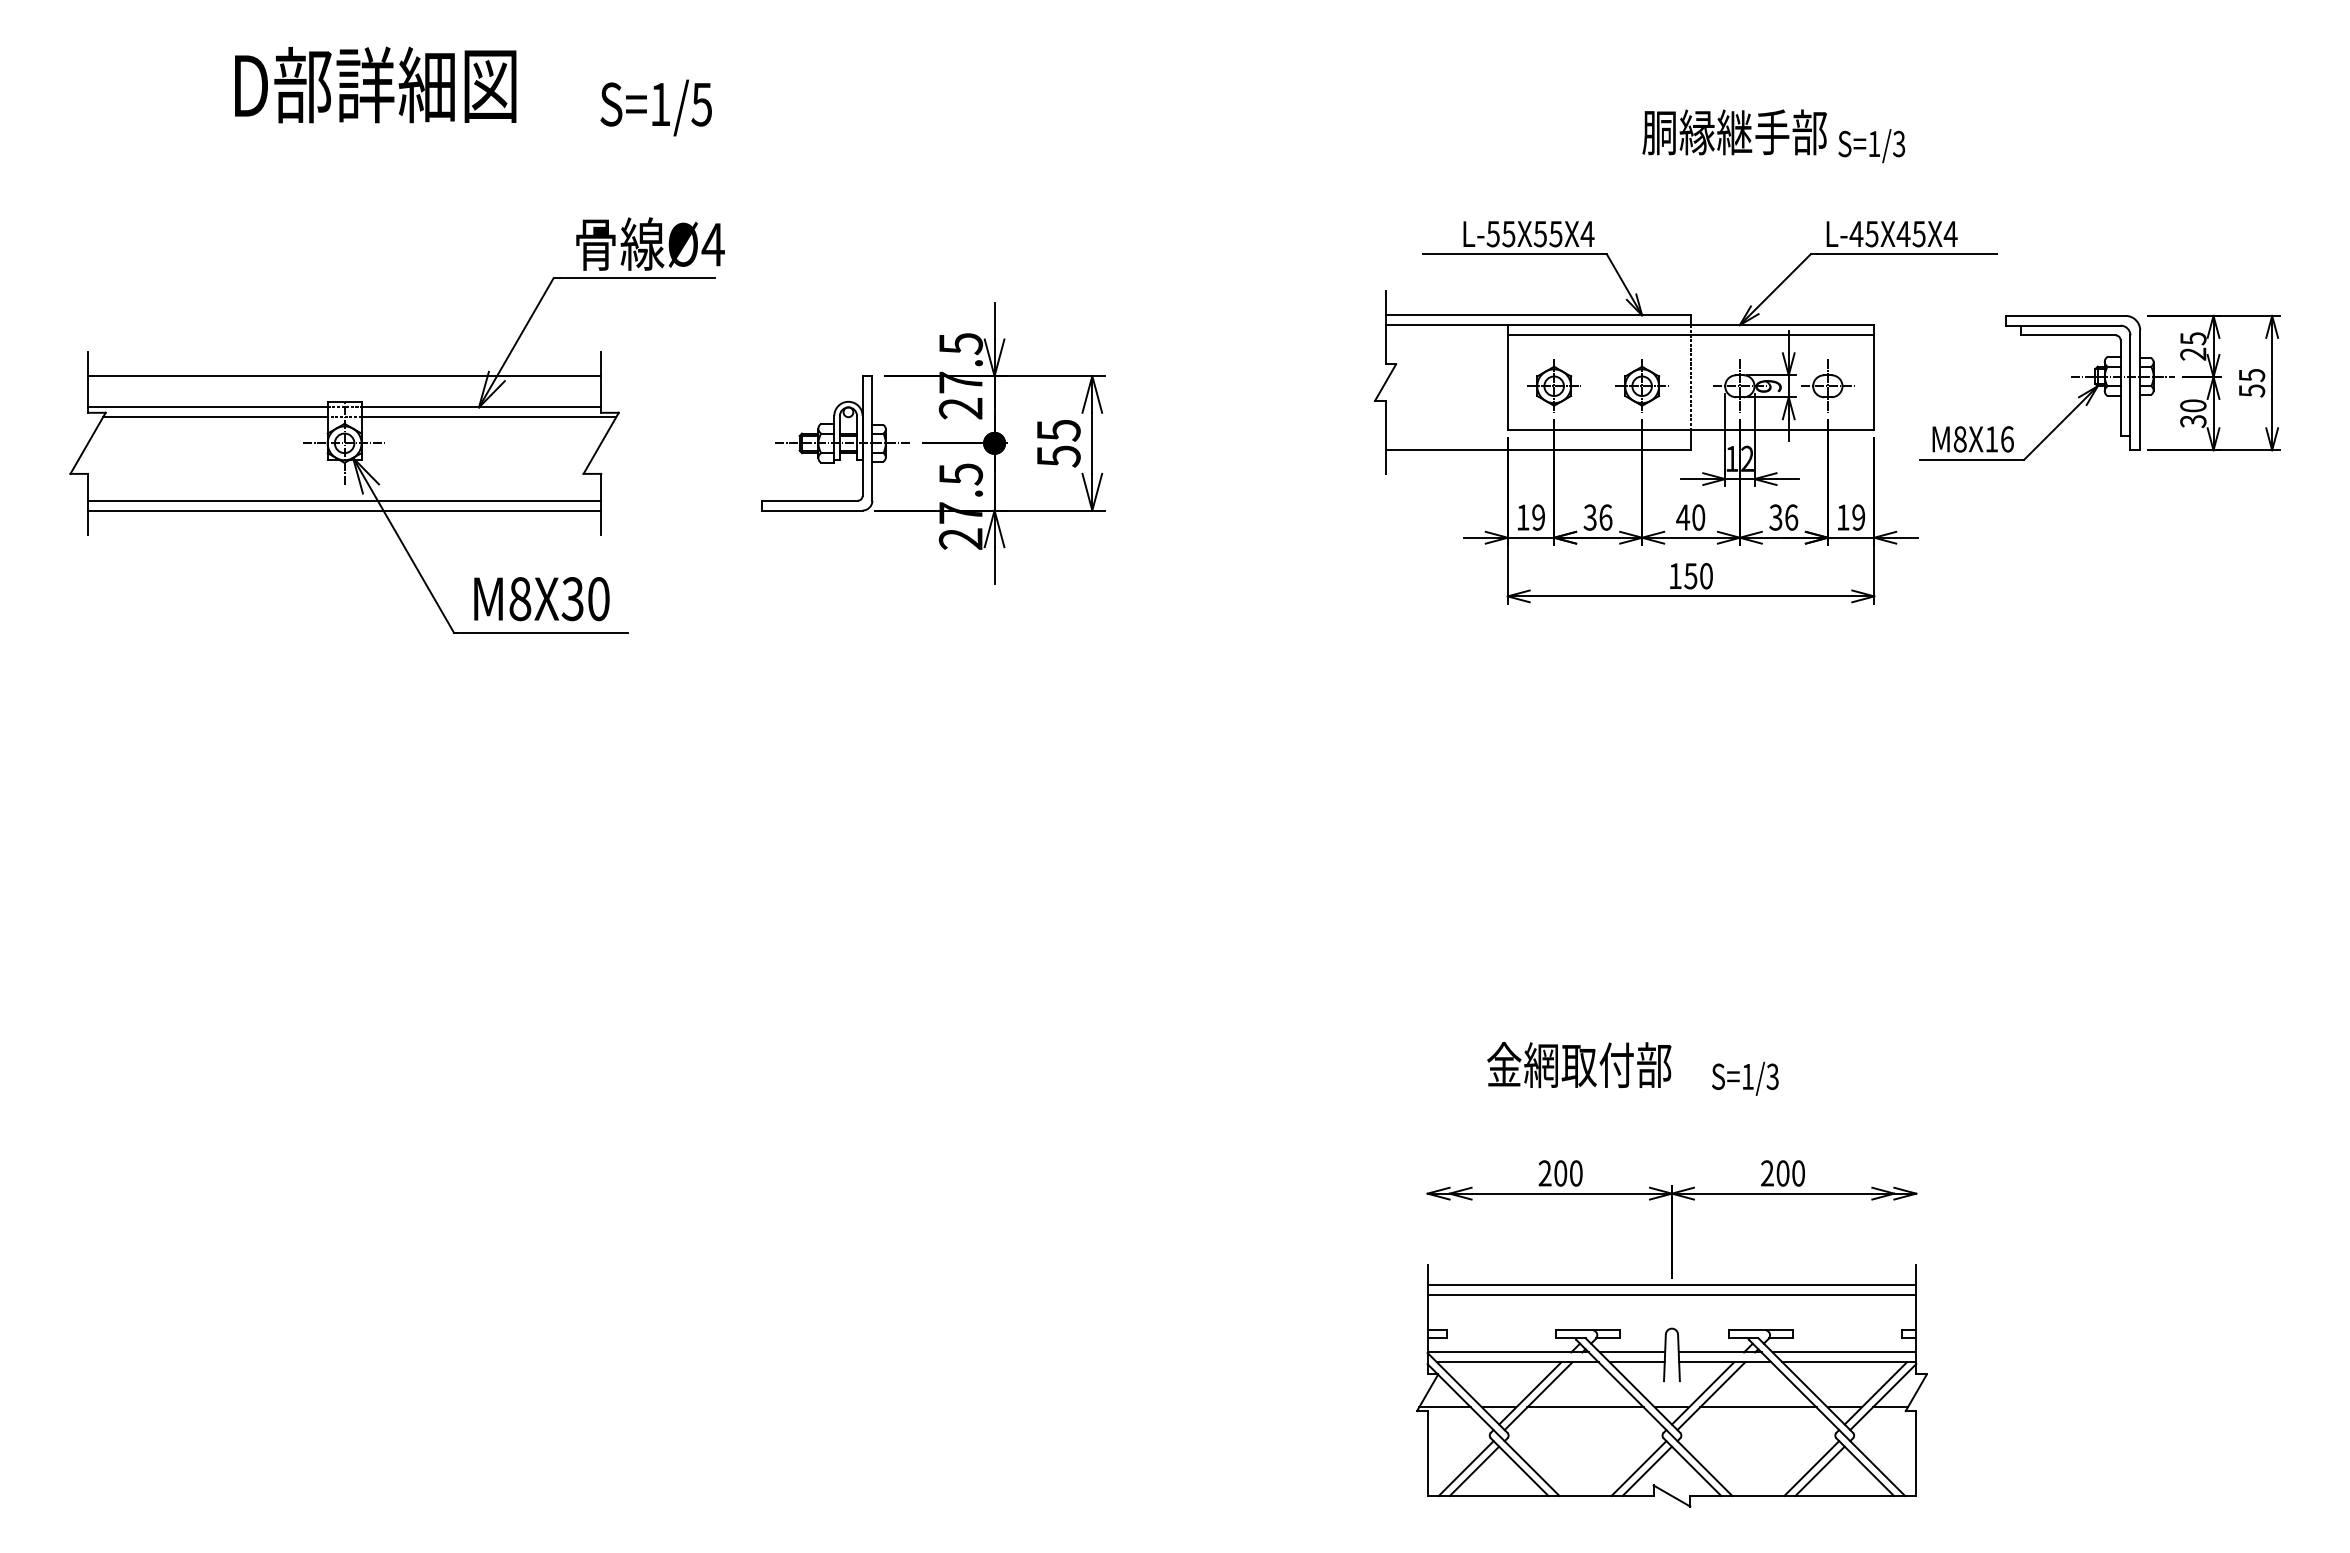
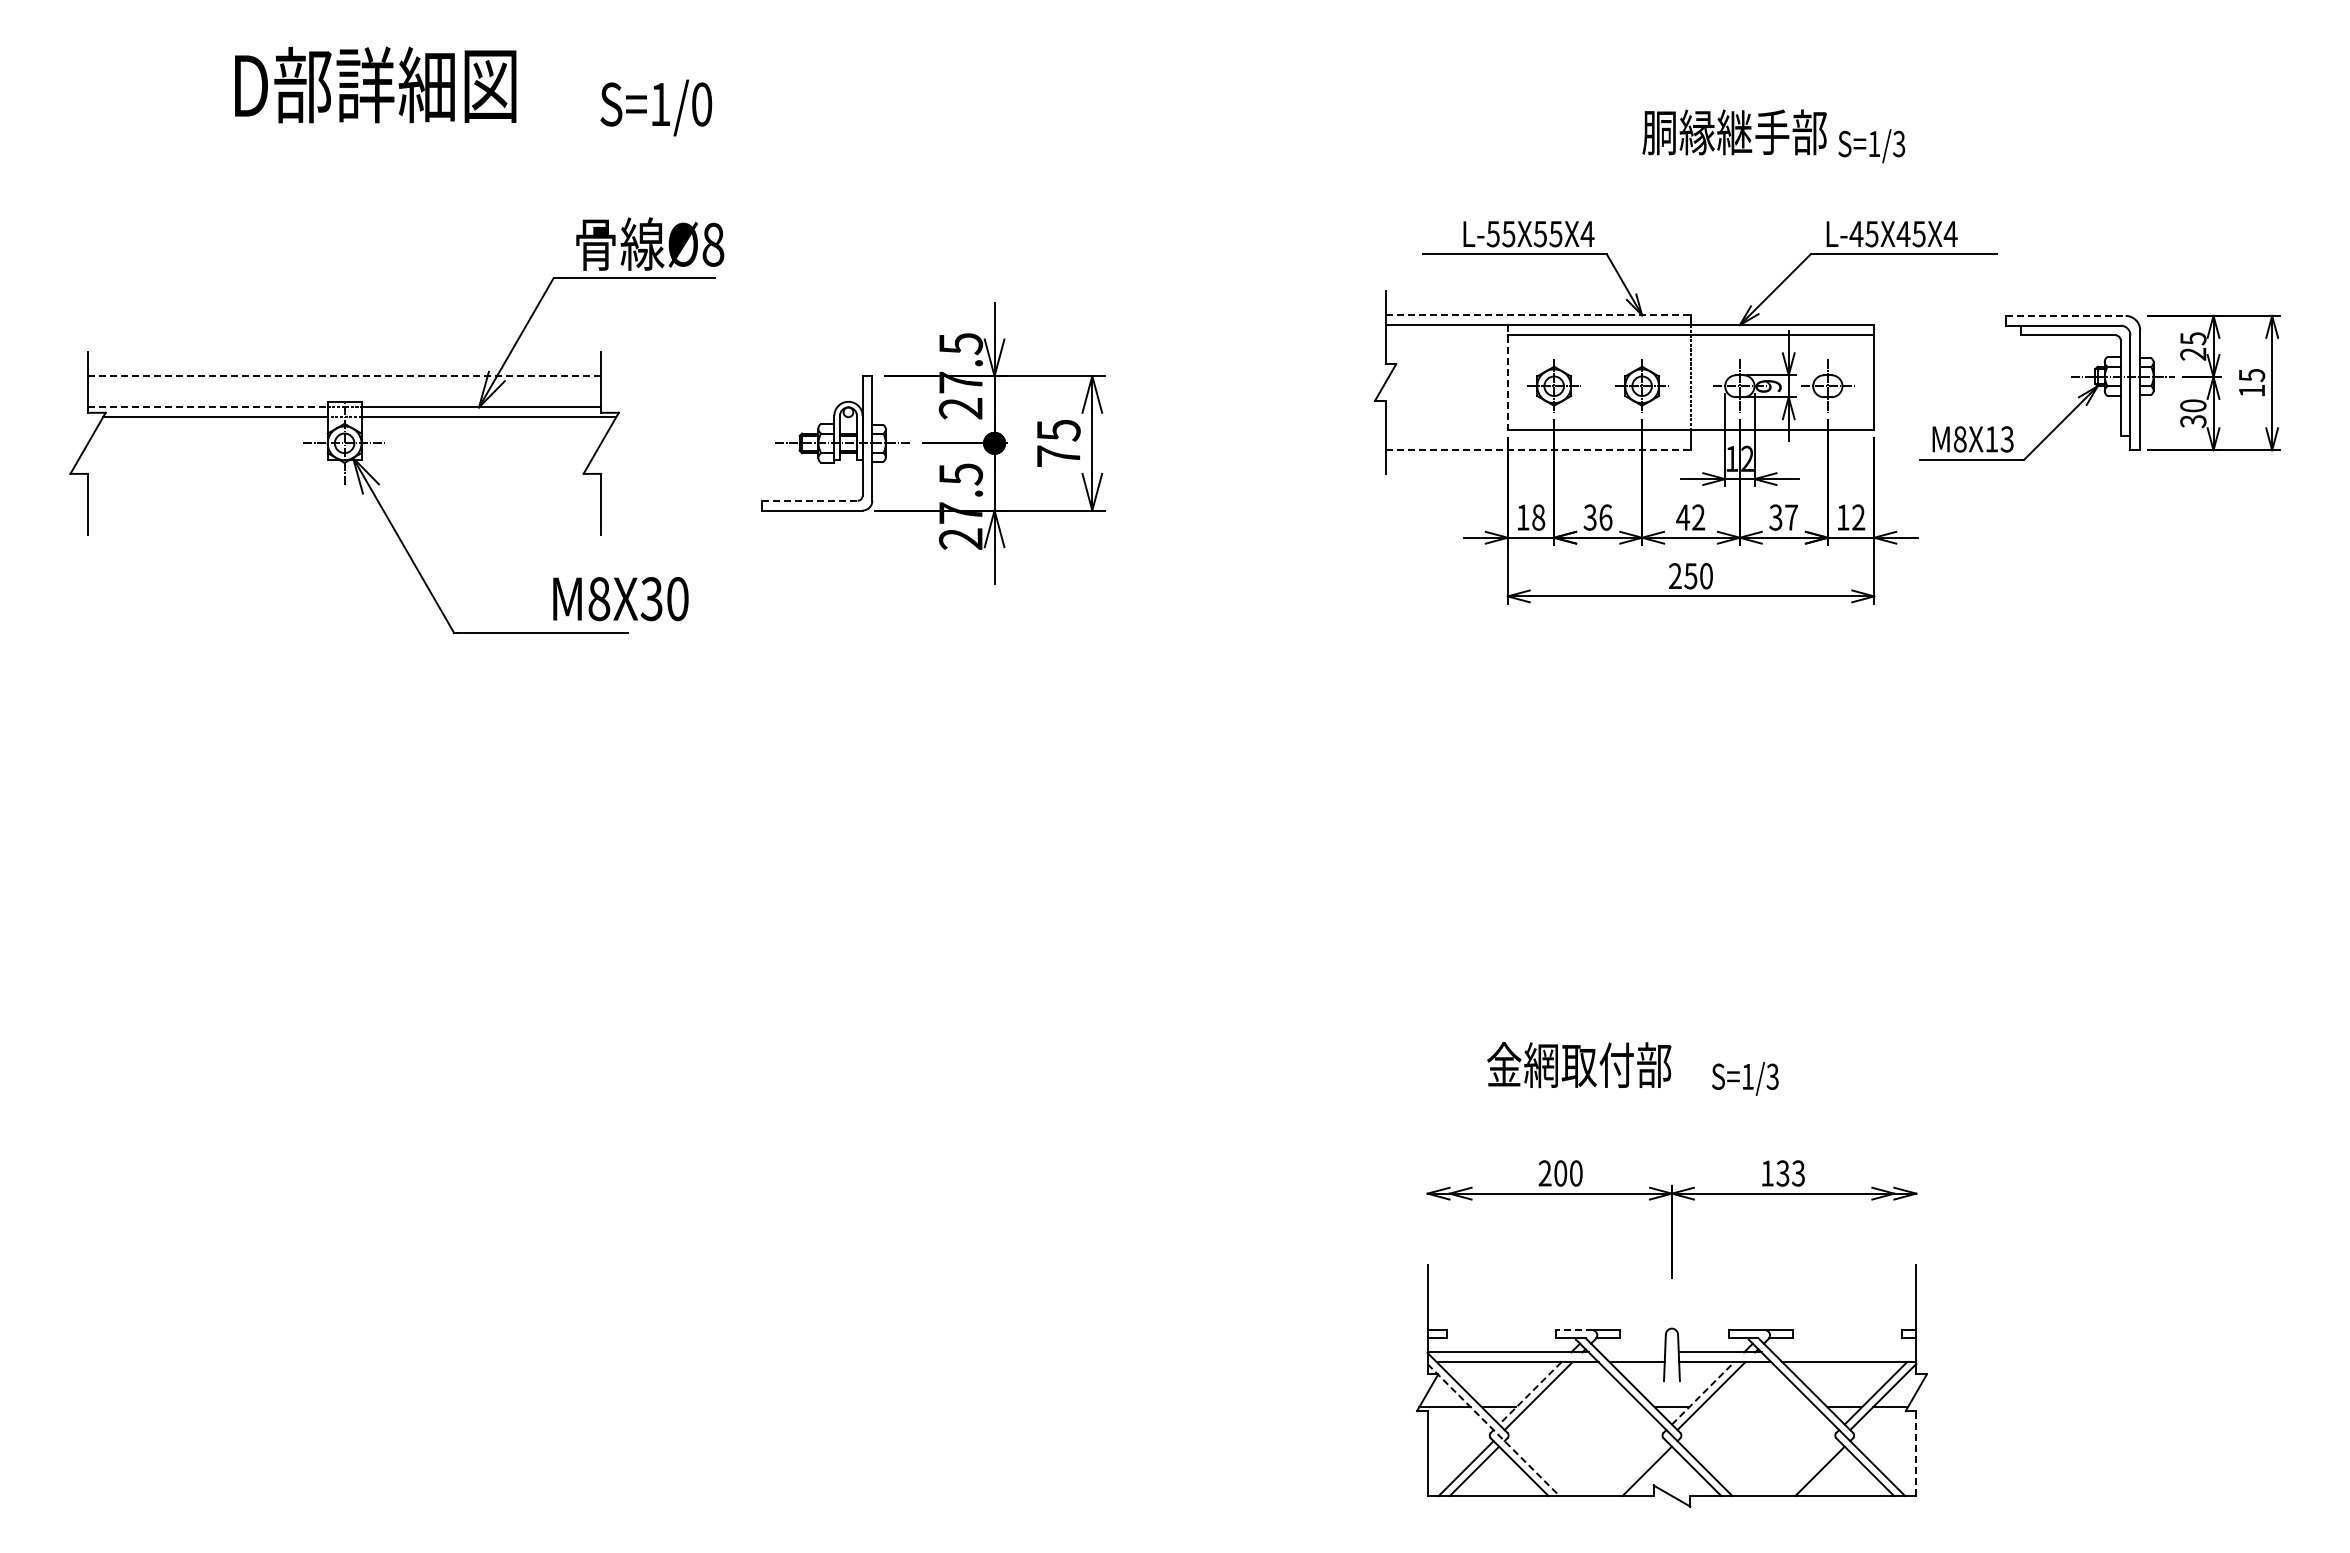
text: S=1/5 -> S=1/0 (701, 104)
text: Ø4 -> Ø8 (712, 244)
line: solid -> dashed (1538, 315)
line: solid -> dashed (2065, 315)
line: solid -> dashed (344, 376)
line: solid -> dashed (1507, 377)
text: 55 -> 15 (2252, 390)
line: solid -> dashed (207, 407)
text: M8X16 -> M8X13 (2006, 439)
line: solid -> dashed (1538, 449)
text: 55 -> 75 (1058, 456)
line: present -> none (344, 500)
line: solid -> dashed (810, 500)
line: present -> none (344, 510)
text: 19 -> 18 (1538, 517)
text: 40 -> 42 (1698, 517)
text: 36 -> 37 (1791, 517)
text: 19 -> 12 (1858, 517)
text: 150 -> 250 (1675, 575)
text position: (541, 599) -> (620, 599) (620, 599)
text: 200 -> 133 (1782, 1173)
line: present -> none (1671, 1285)
line: present -> none (1671, 1295)
line: solid -> dashed (1574, 1330)
line: present -> none (1632, 1352)
line: present -> none (1844, 1352)
line: solid -> dashed (1529, 1393)
line: solid -> dashed (1703, 1393)
line: present -> none (1585, 1407)
line: present -> none (1758, 1407)
line: solid -> dashed (1493, 1430)
line: solid -> dashed (1916, 1453)
line: present -> none (1638, 1468)
line: present -> none (1811, 1468)
